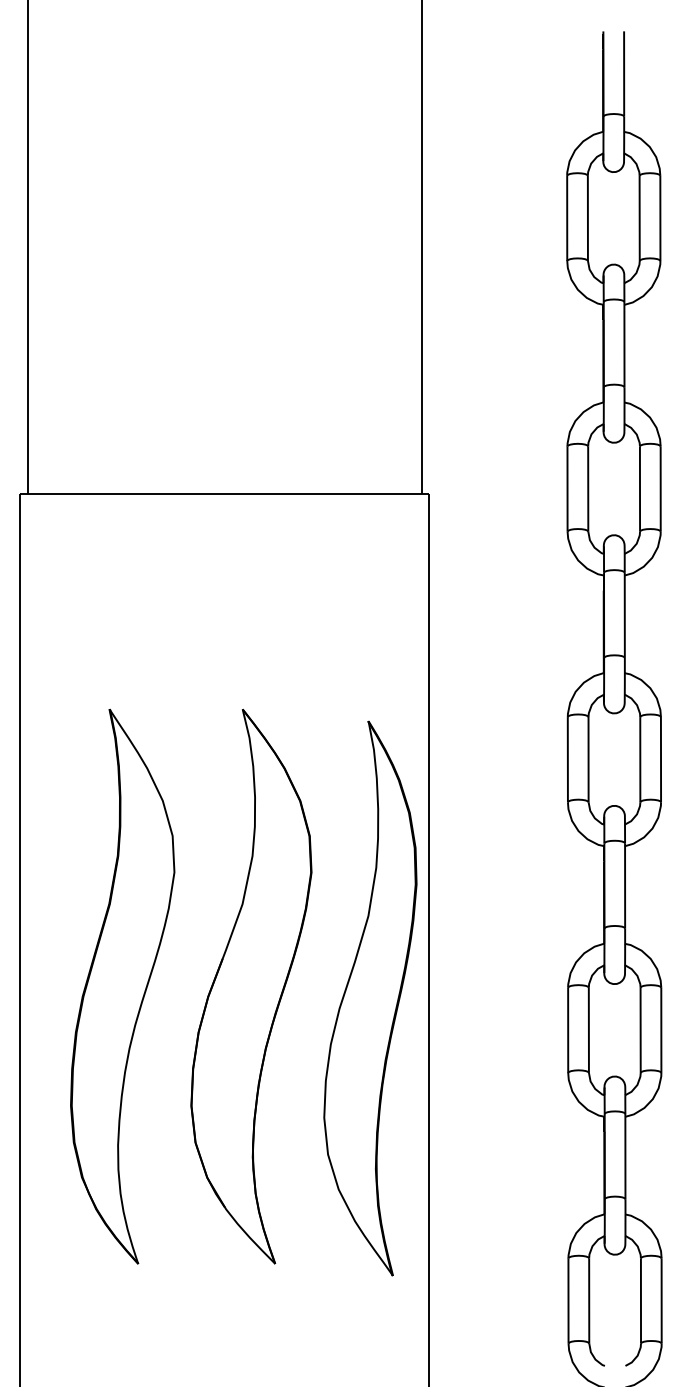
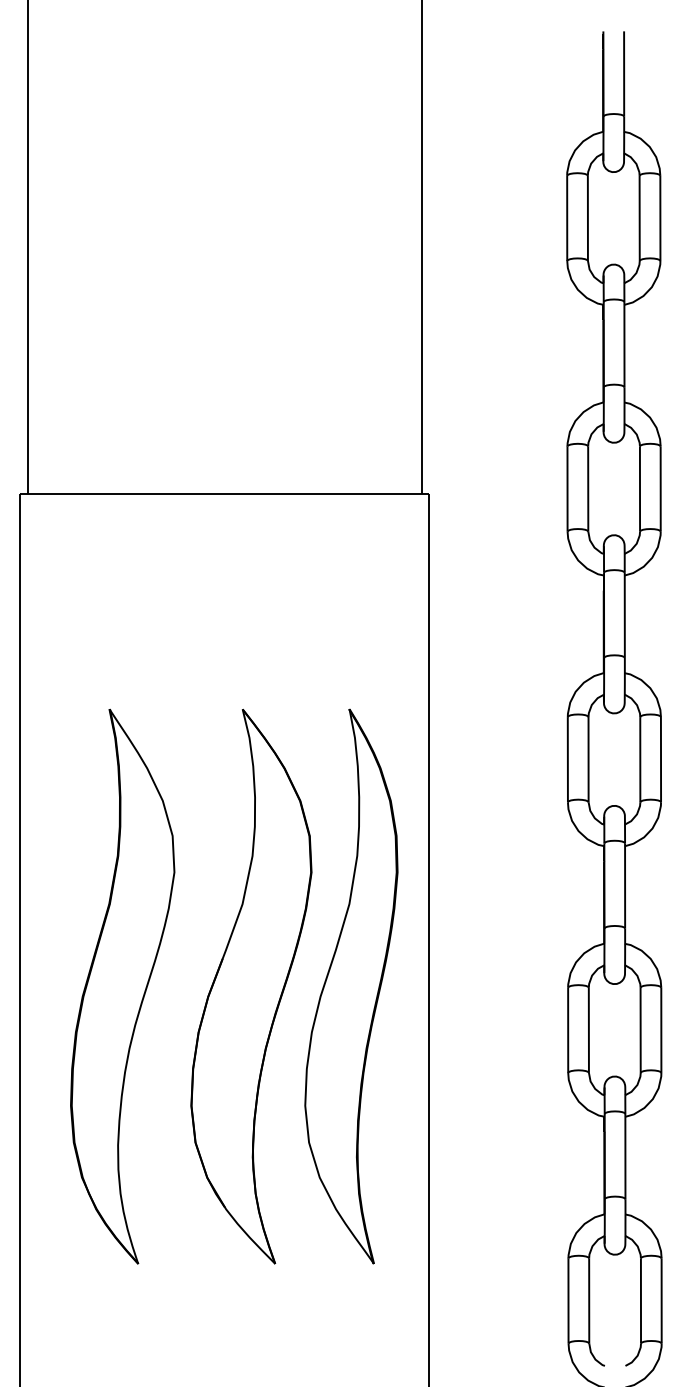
part position: (370, 998) -> (351, 986) (351, 986)
